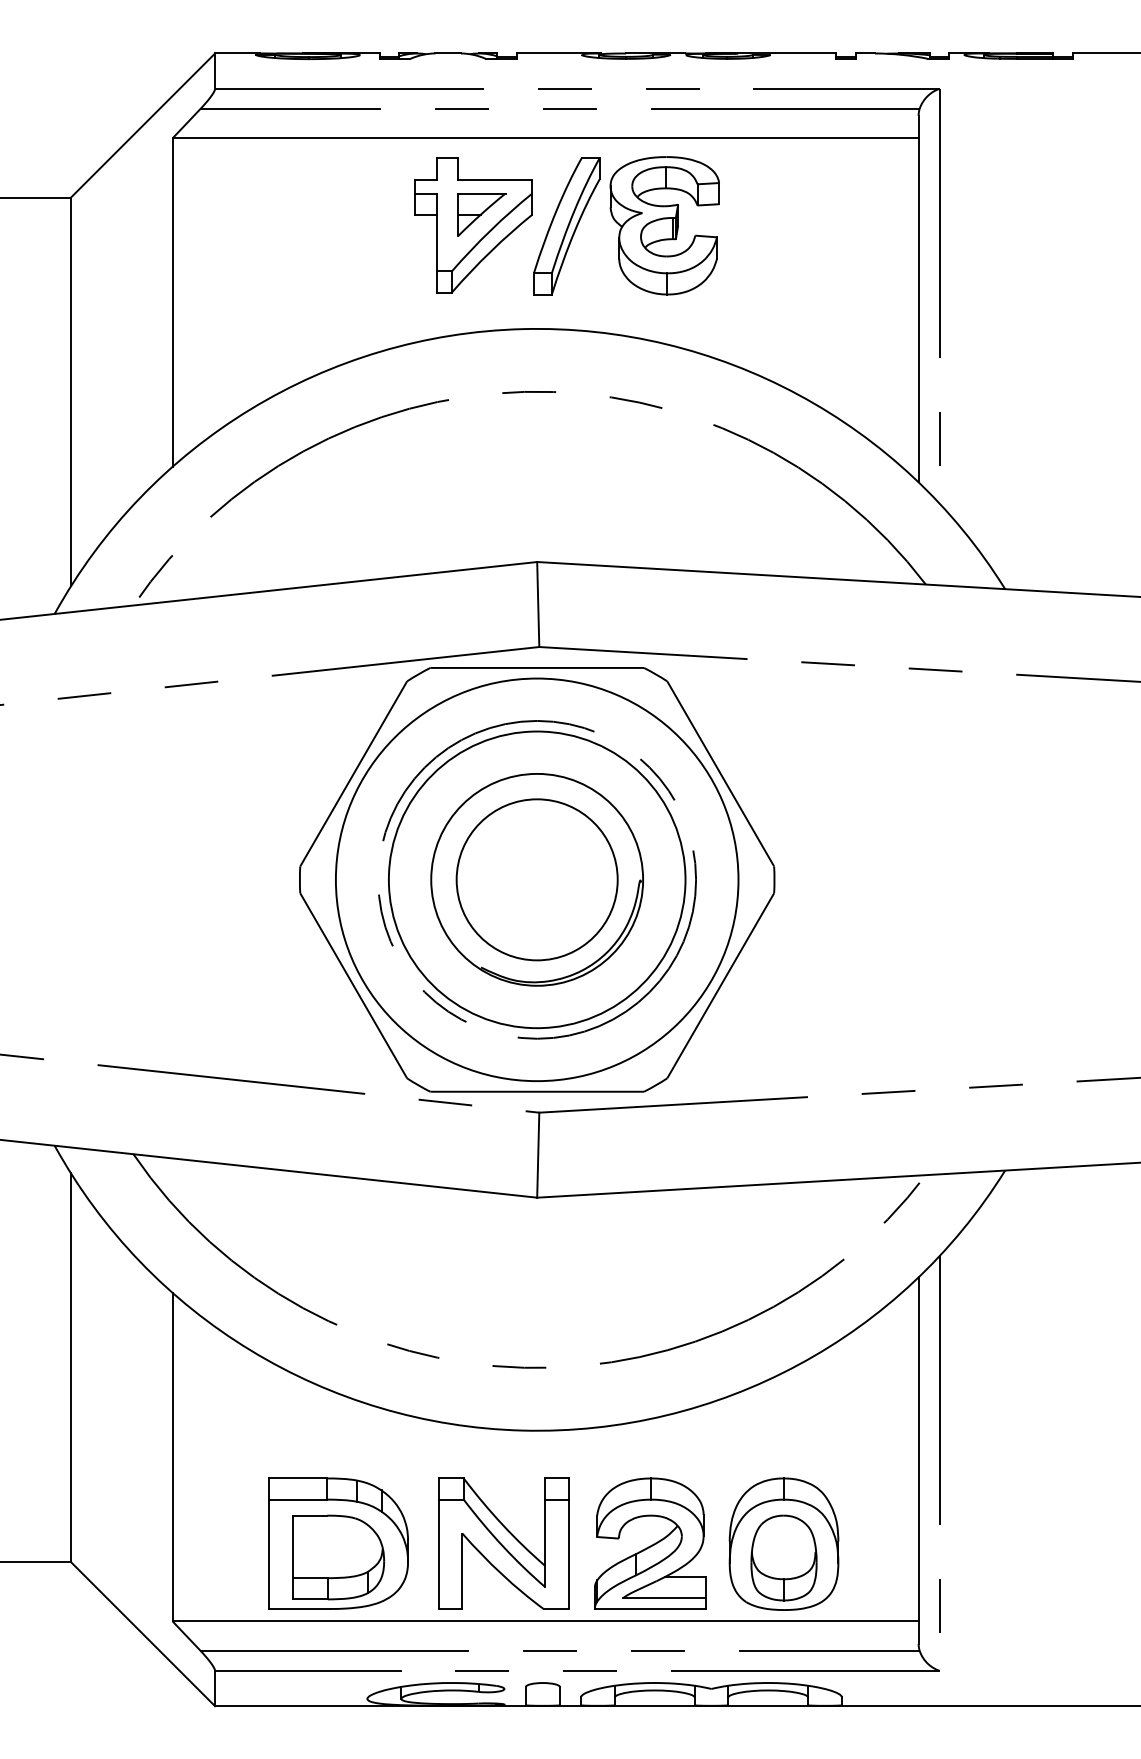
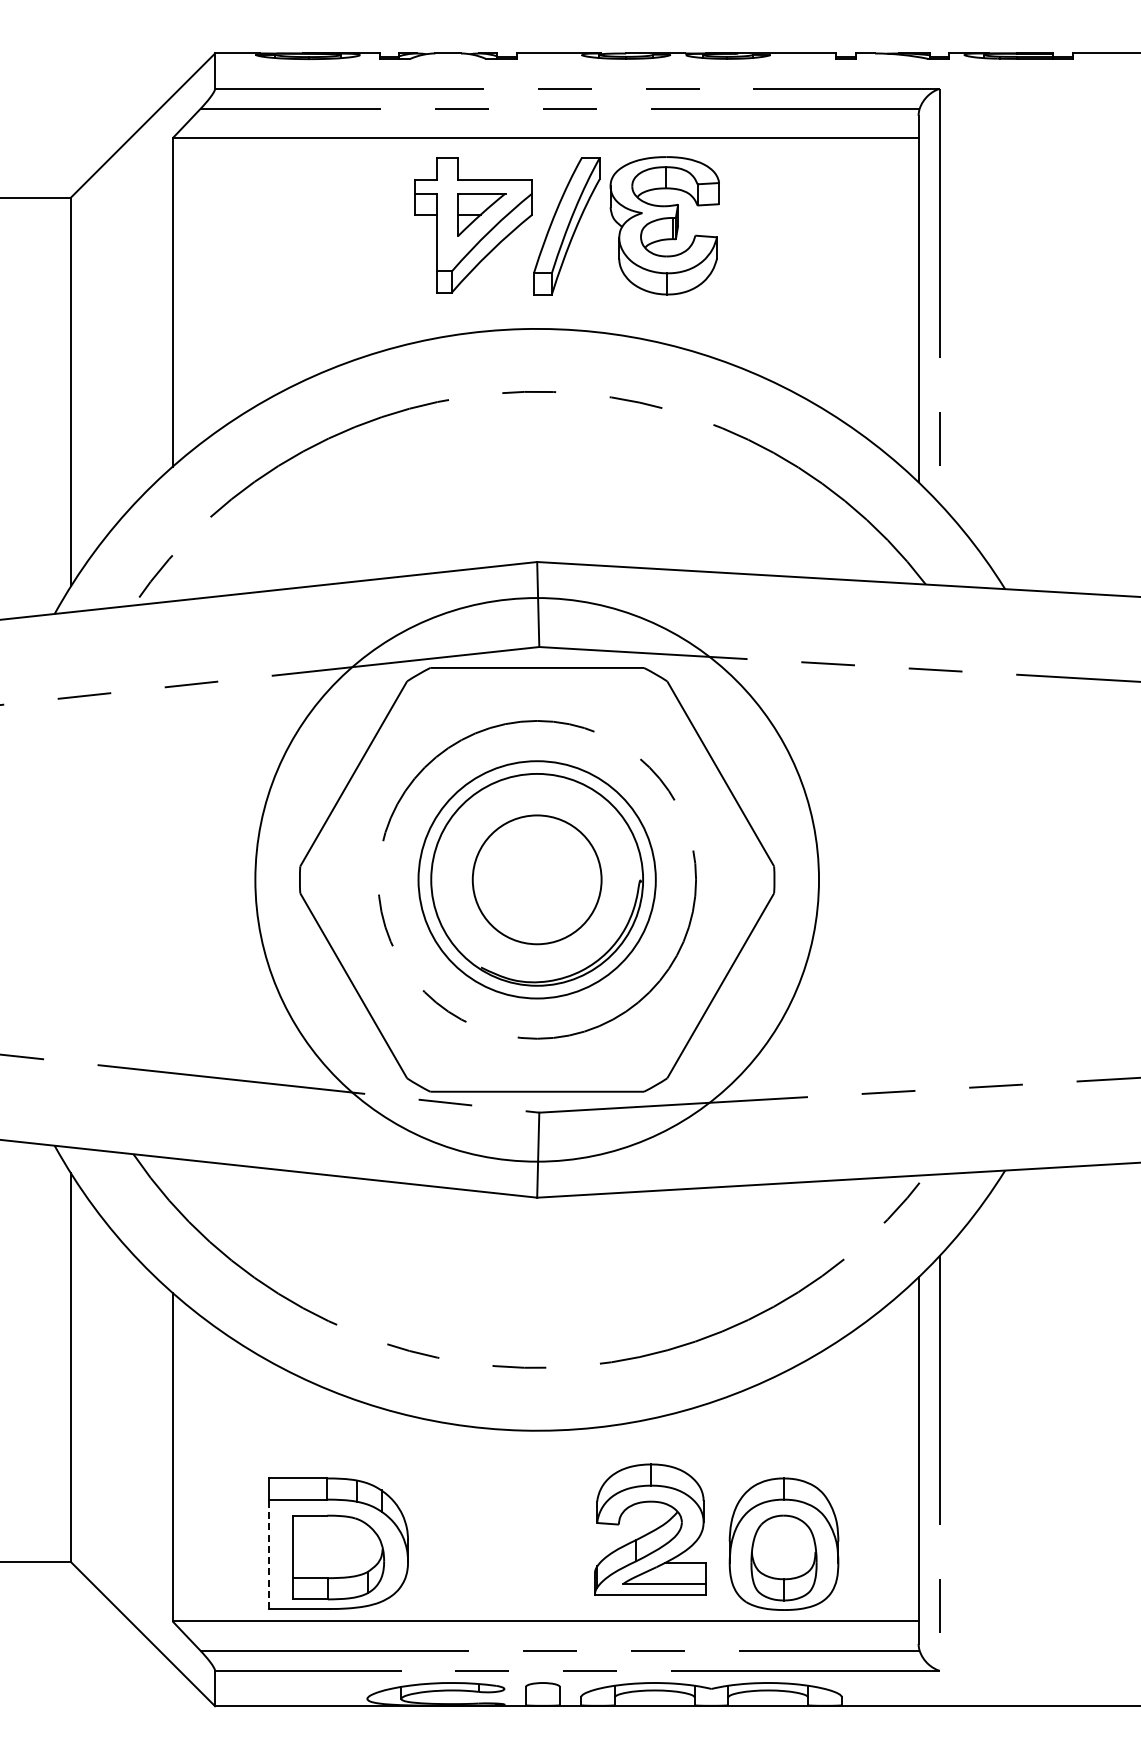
circle diameter: 161 px -> 129 px (536, 879)
circle diameter: 297 px -> 237 px (536, 879)
circle diameter: 403 px -> 564 px (537, 879)
part: present -> none (503, 1543)
part position: (650, 1543) -> (650, 1529) (650, 1529)
line: solid -> dashed (268, 1554)
